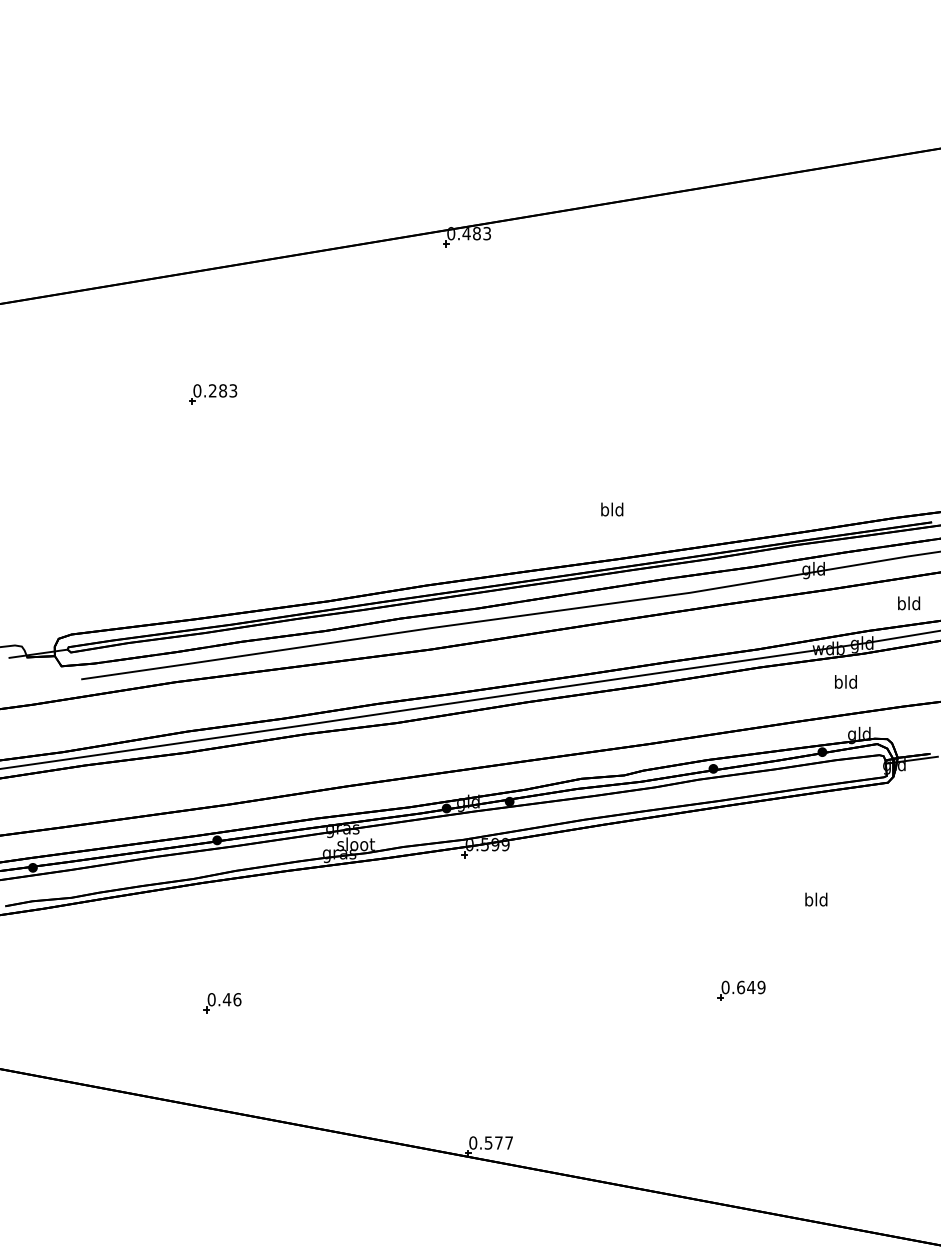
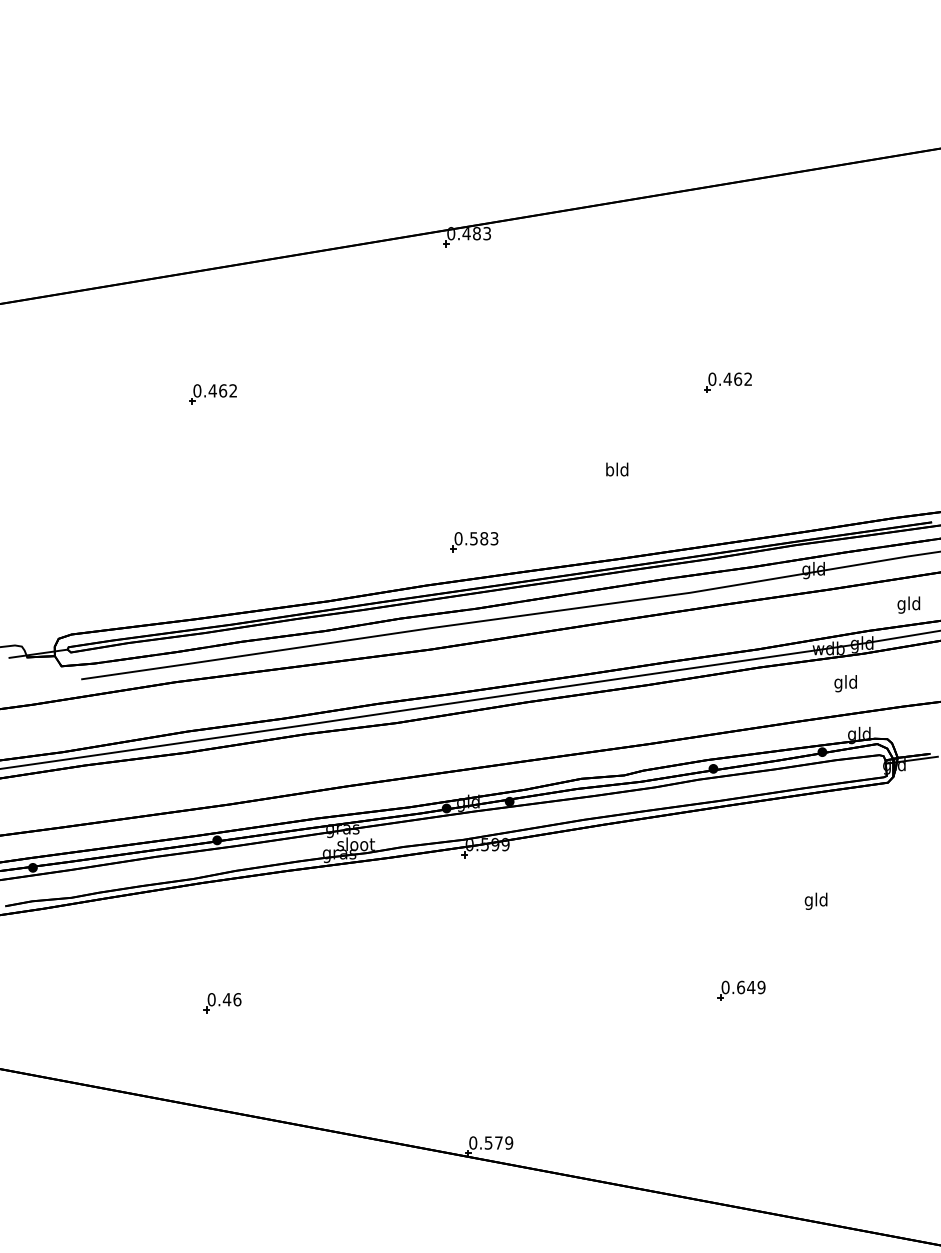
part: none -> present (727, 382)
text: 0.283 -> 0.462 (222, 390)
text position: (612, 509) -> (617, 469) (617, 469)
part: none -> present (474, 542)
text: bld -> gld (901, 604)
text: bld -> gld (838, 683)
text: bld -> gld (808, 900)
text: 0.577 -> 0.579 (509, 1142)
